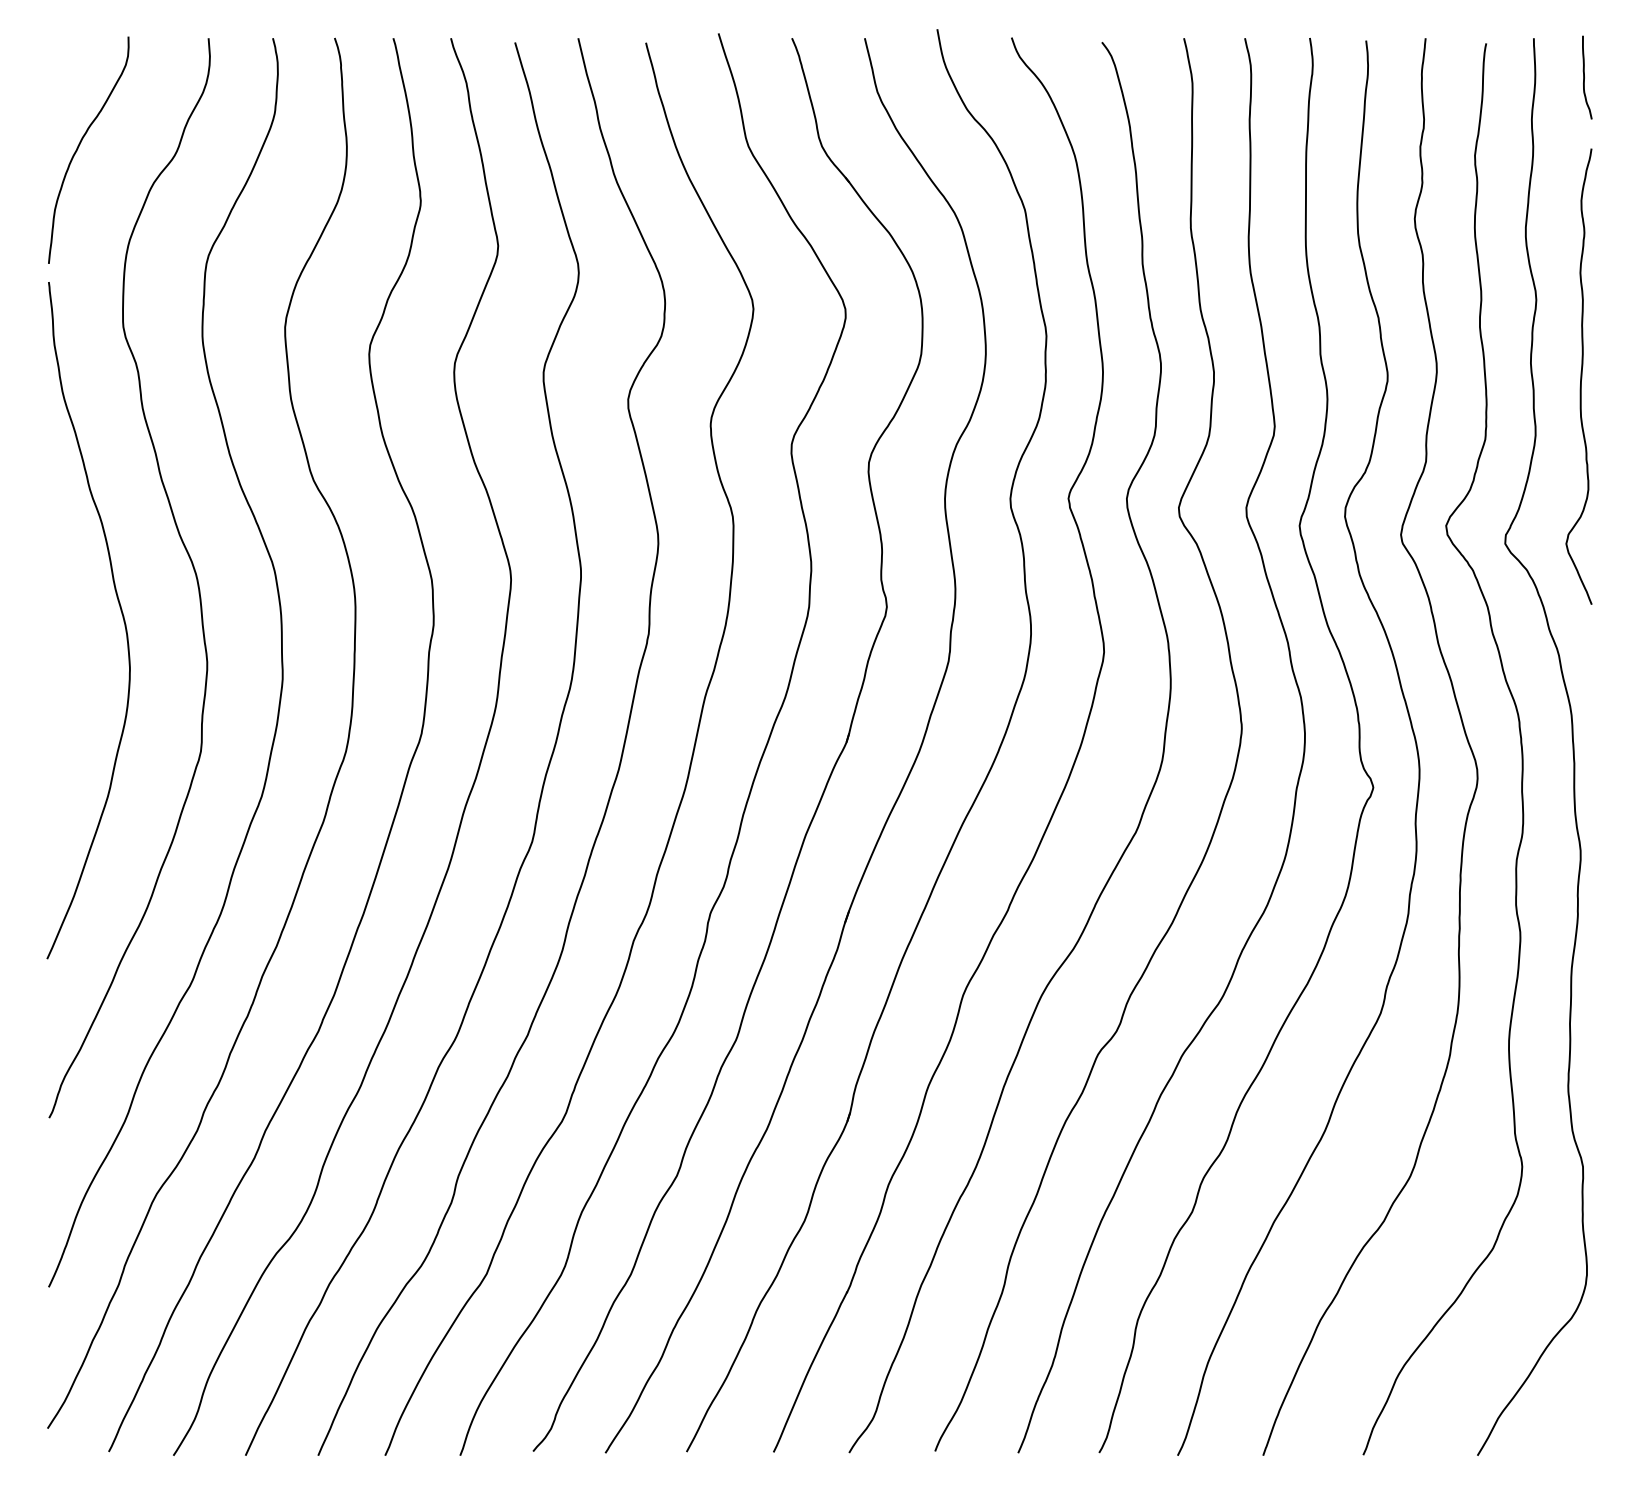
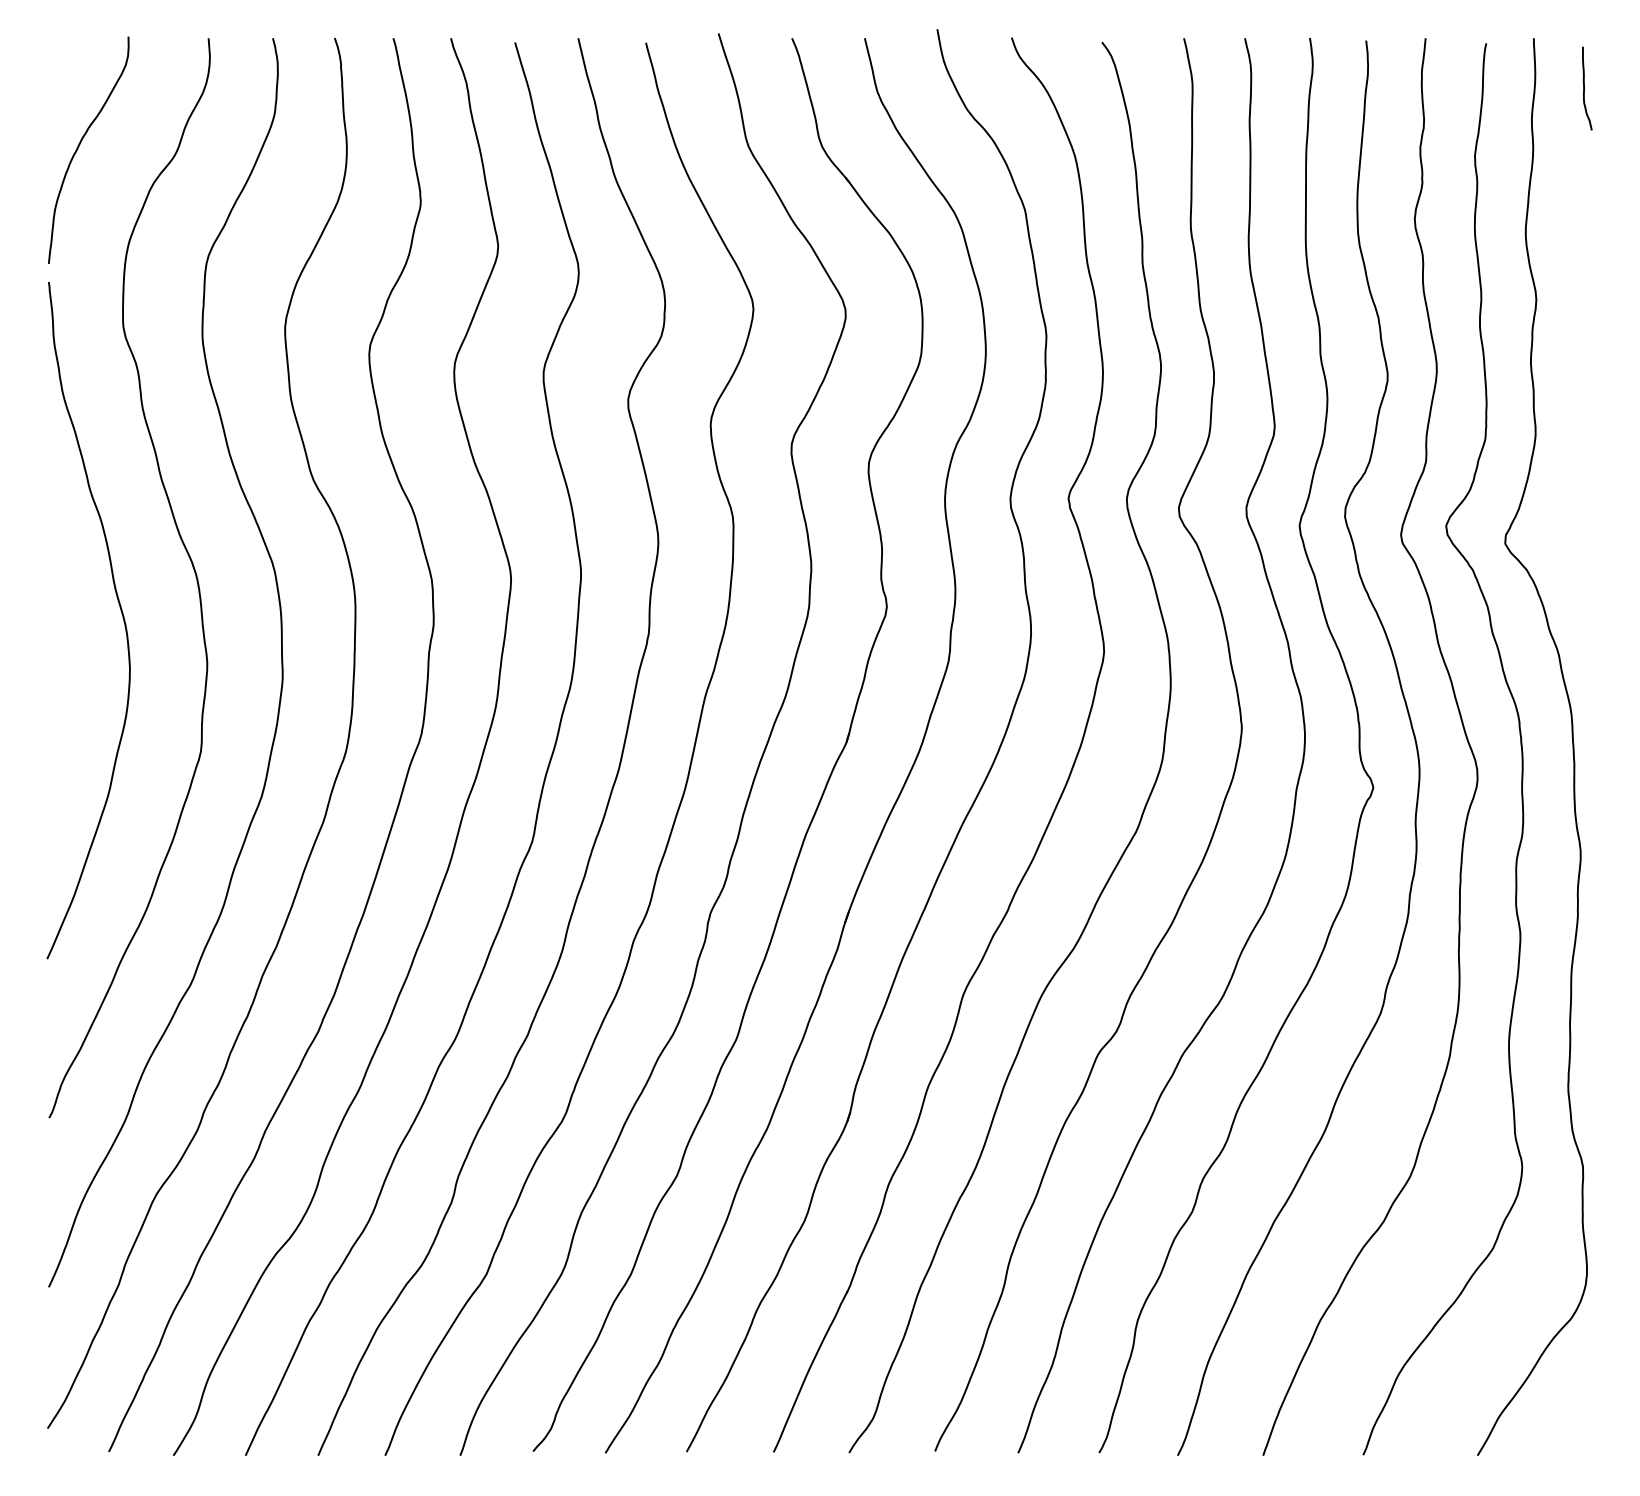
curve position: (1584, 77) -> (1584, 88) (1584, 88)
curve: present -> none (1580, 376)
